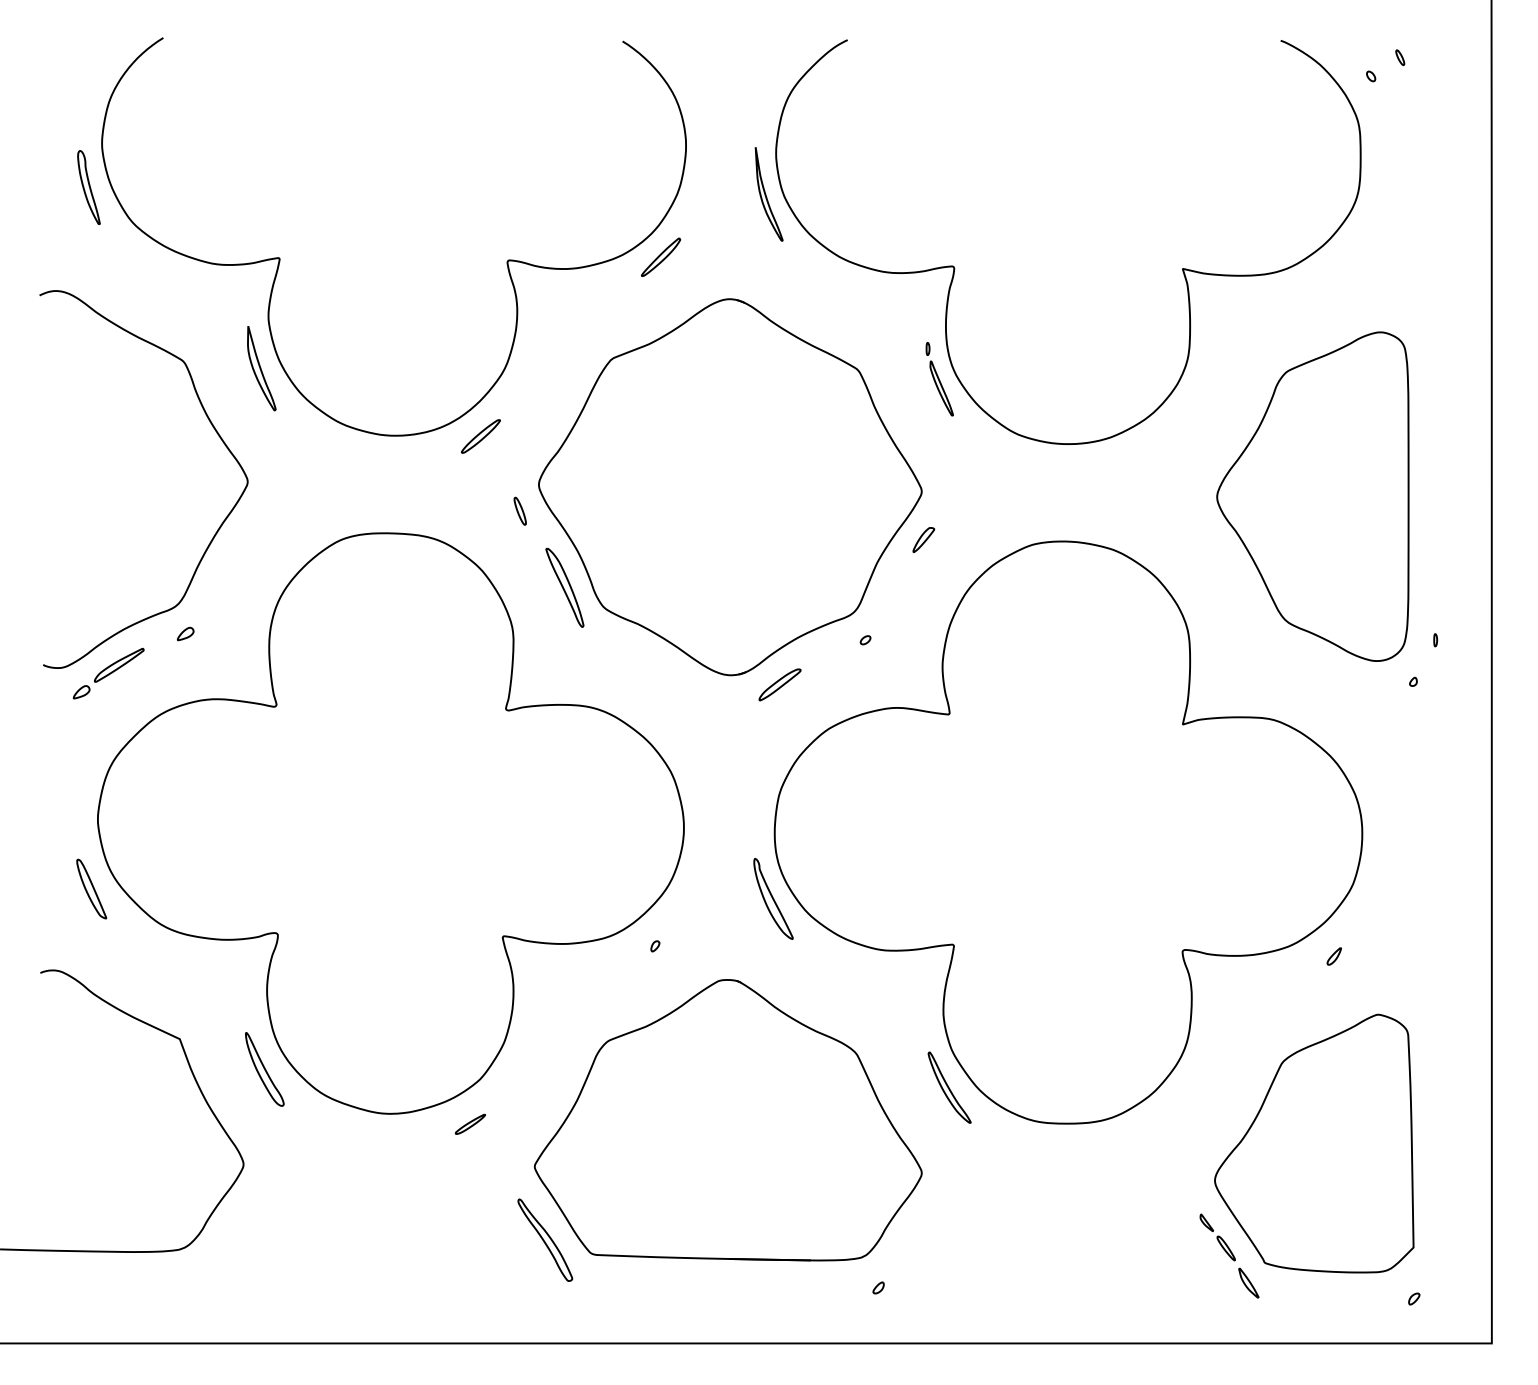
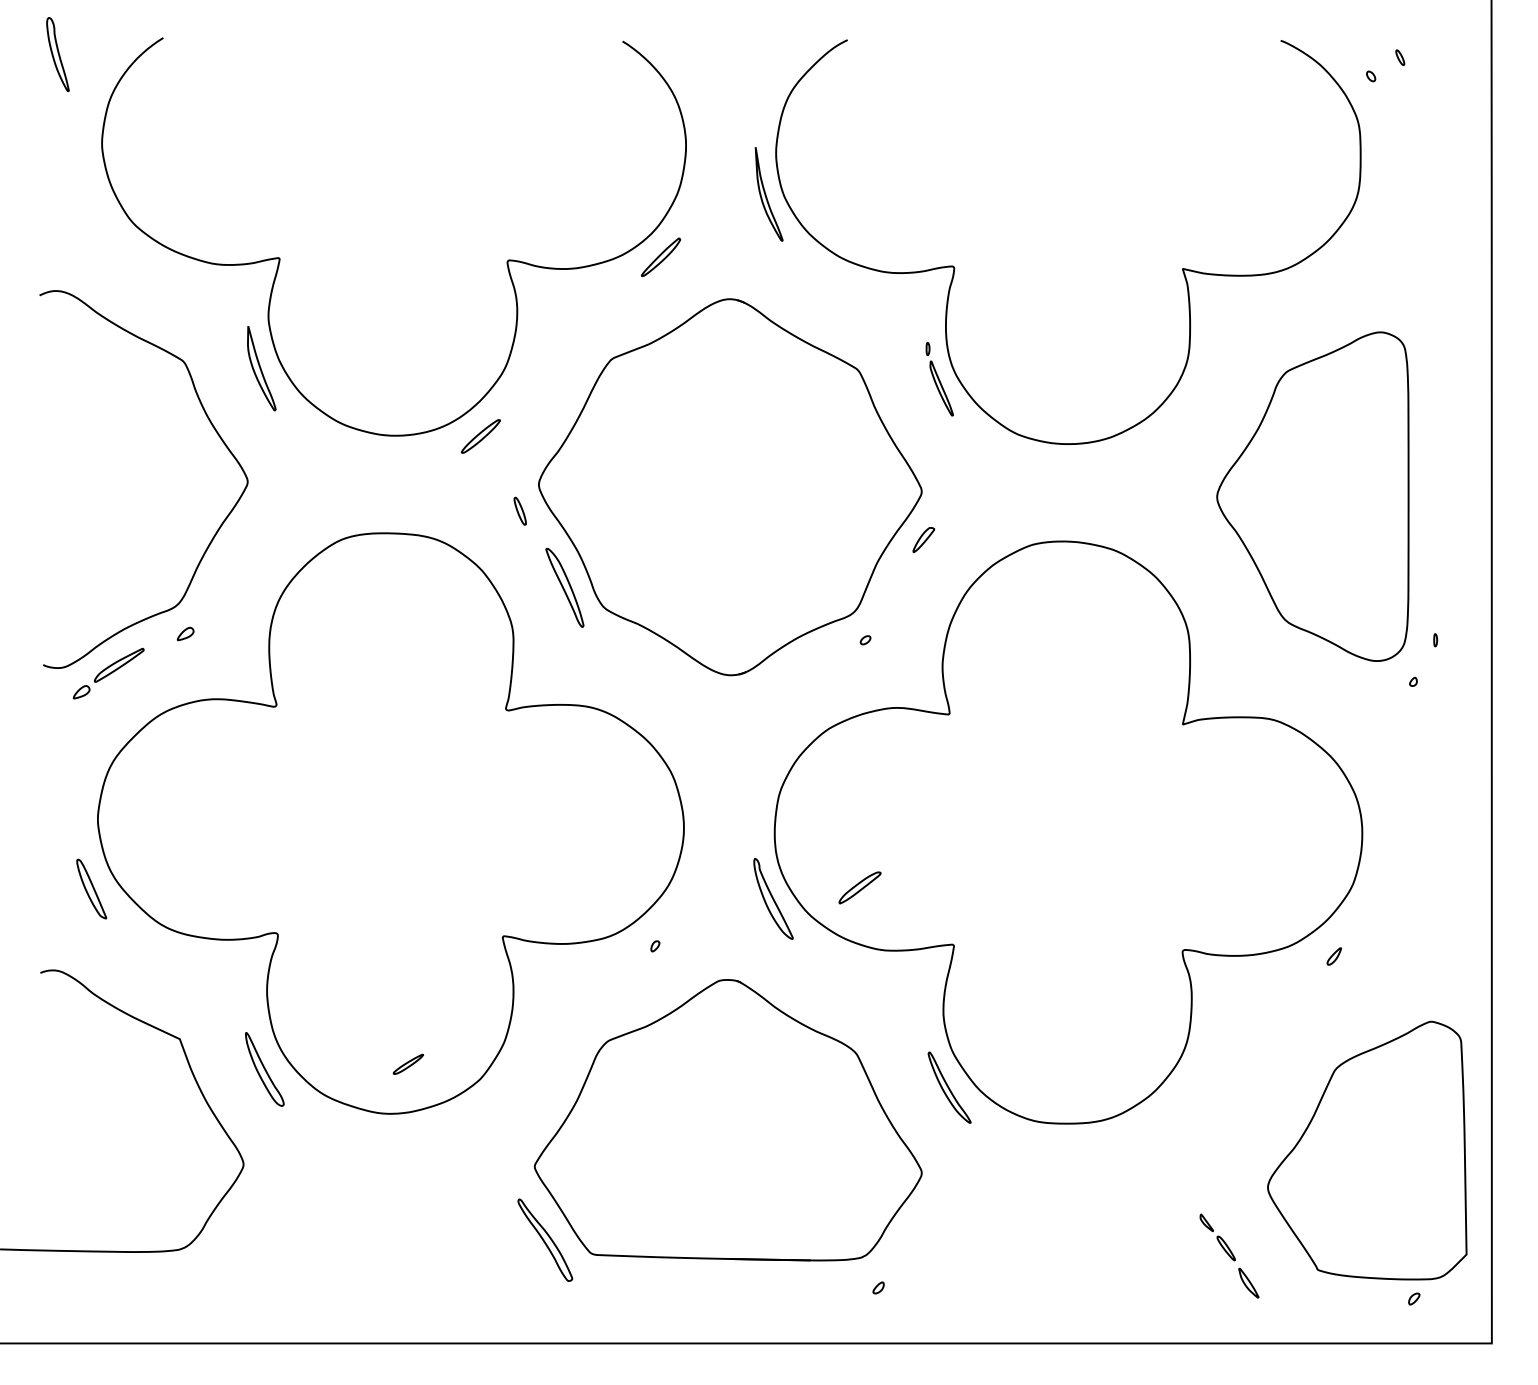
part position: (88, 187) -> (57, 54) (57, 54)
part position: (779, 684) -> (859, 887) (859, 887)
part position: (469, 1123) -> (407, 1063) (407, 1063)
part position: (1314, 1143) -> (1367, 1150) (1367, 1150)
